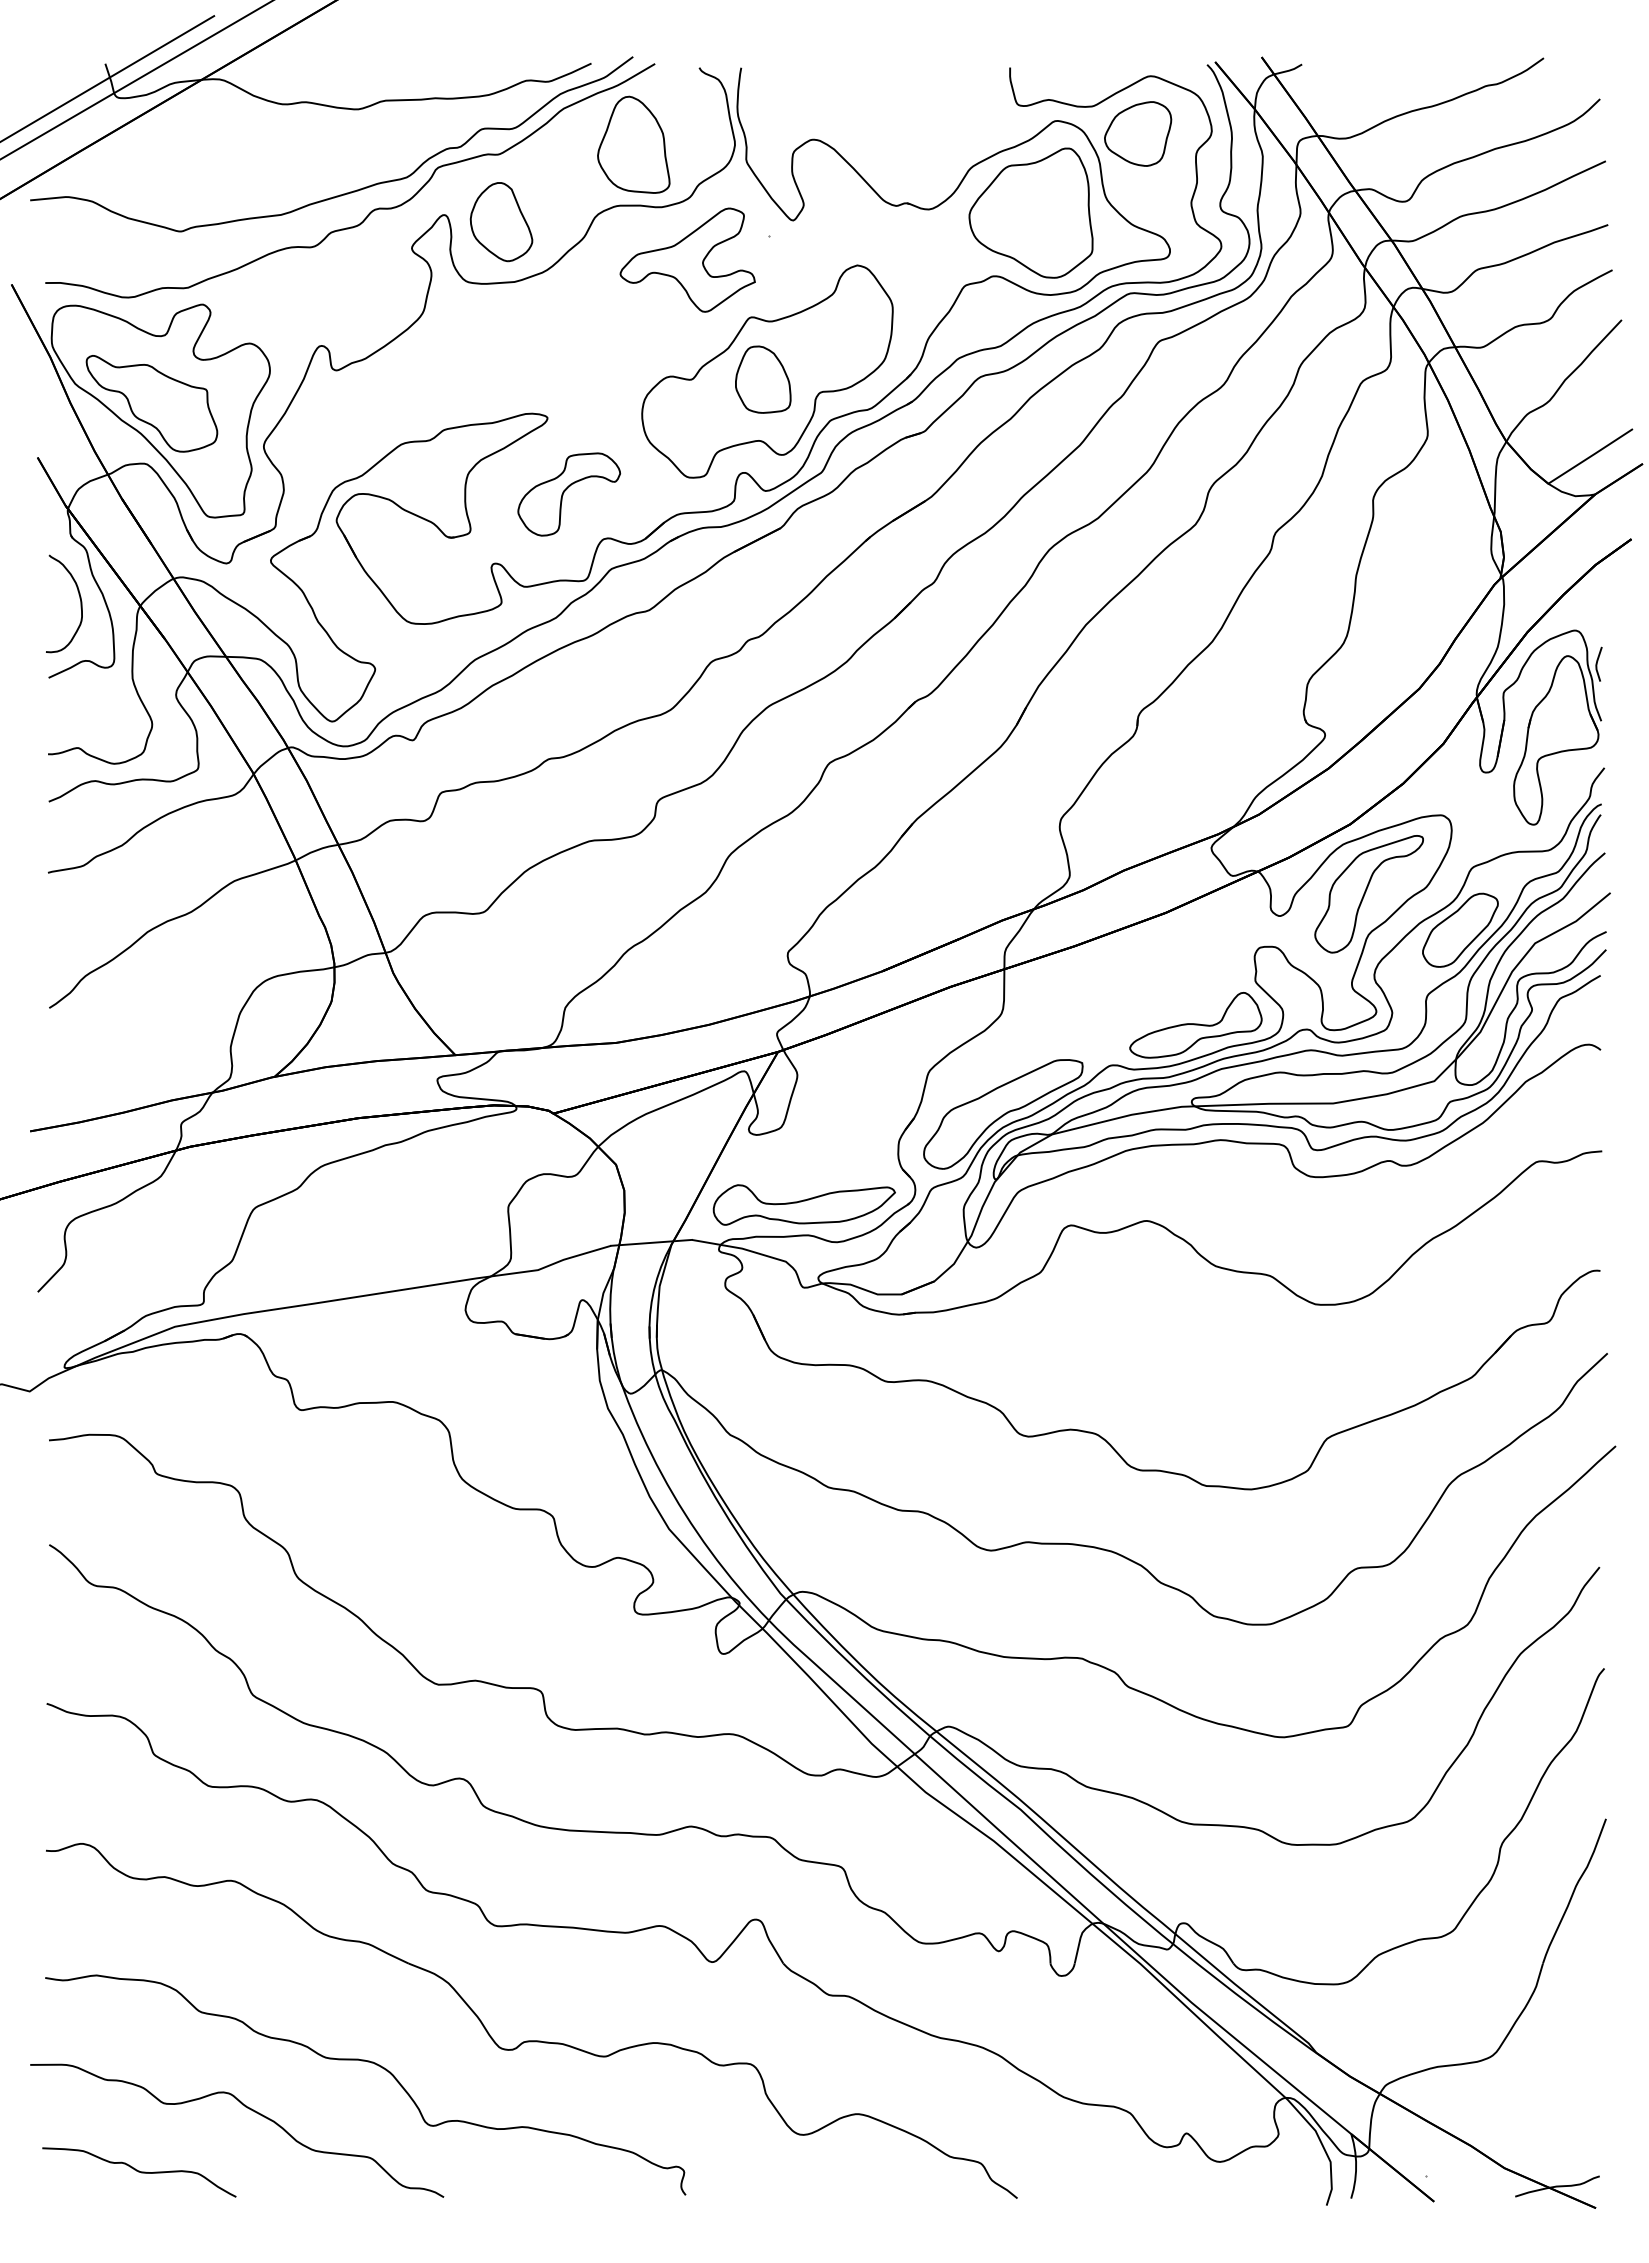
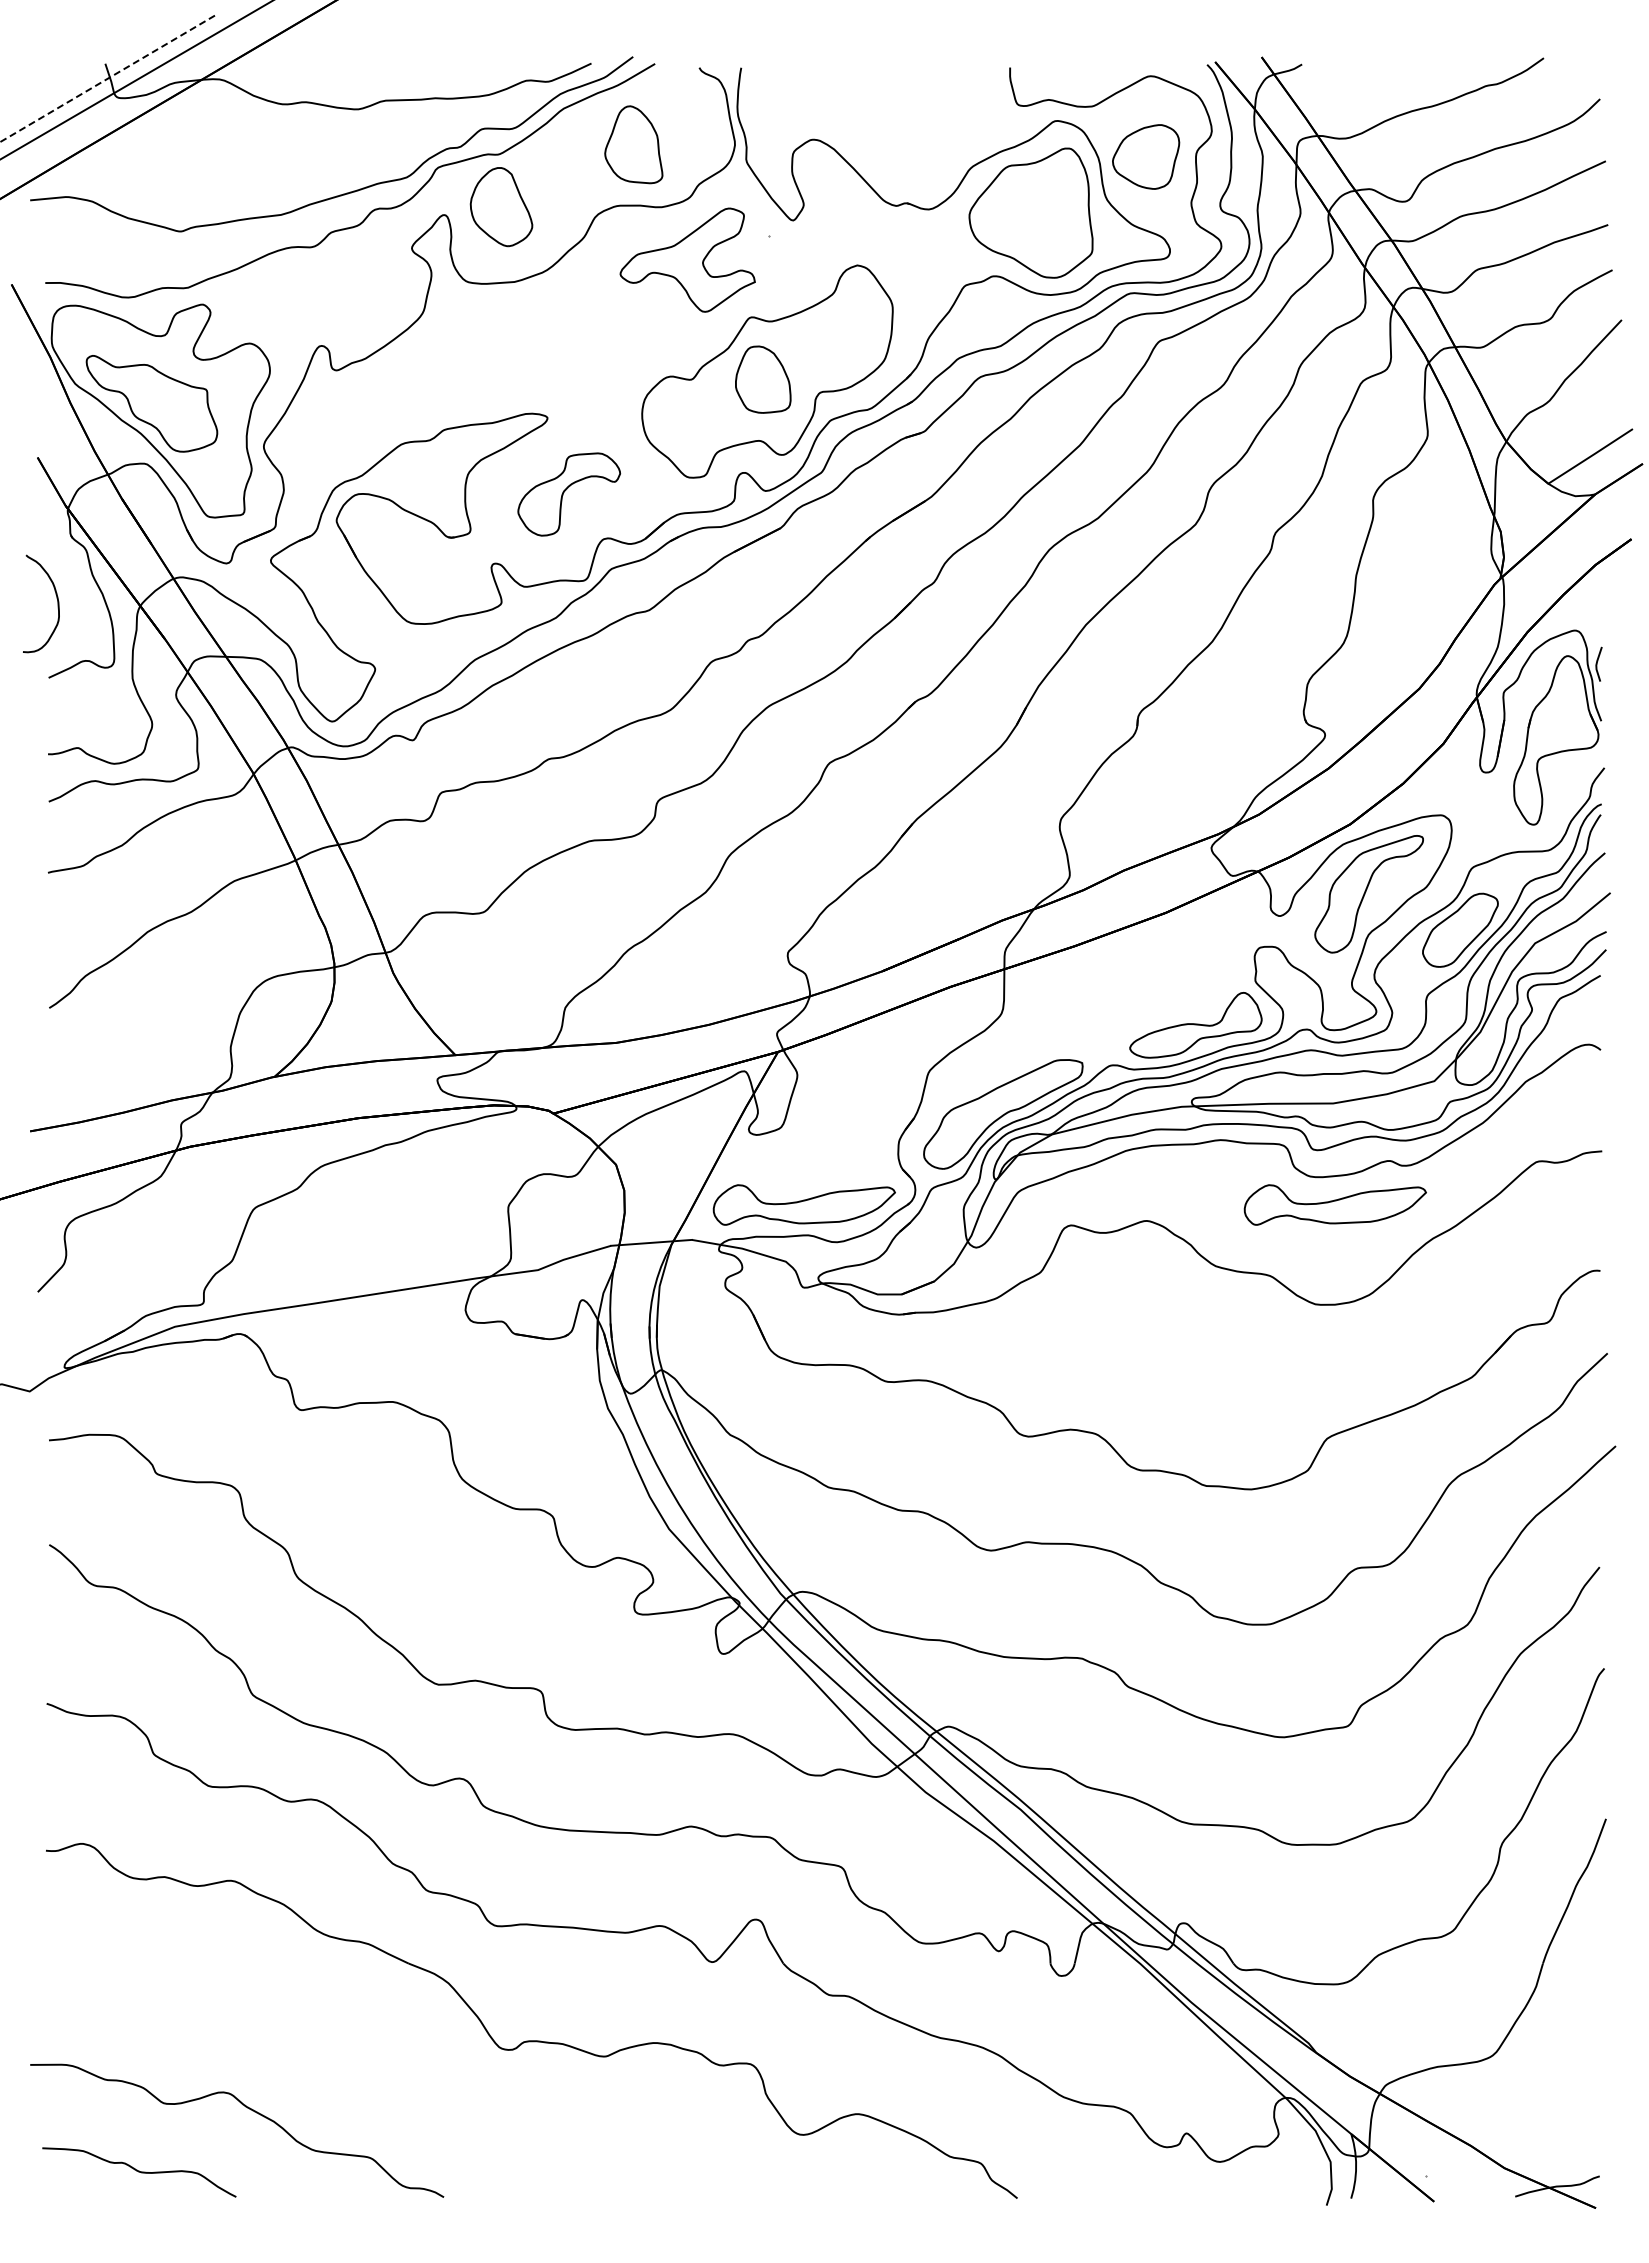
line: solid -> dashed (107, 78)
part position: (1138, 133) -> (1146, 156) (1146, 156)
part size: 74x99 px -> 60x80 px (633, 144)
part position: (501, 222) -> (501, 207) (501, 207)
curve position: (79, 598) -> (56, 598) (56, 598)
part: none -> present (1334, 1204)
curve: present -> none (371, 2063)
